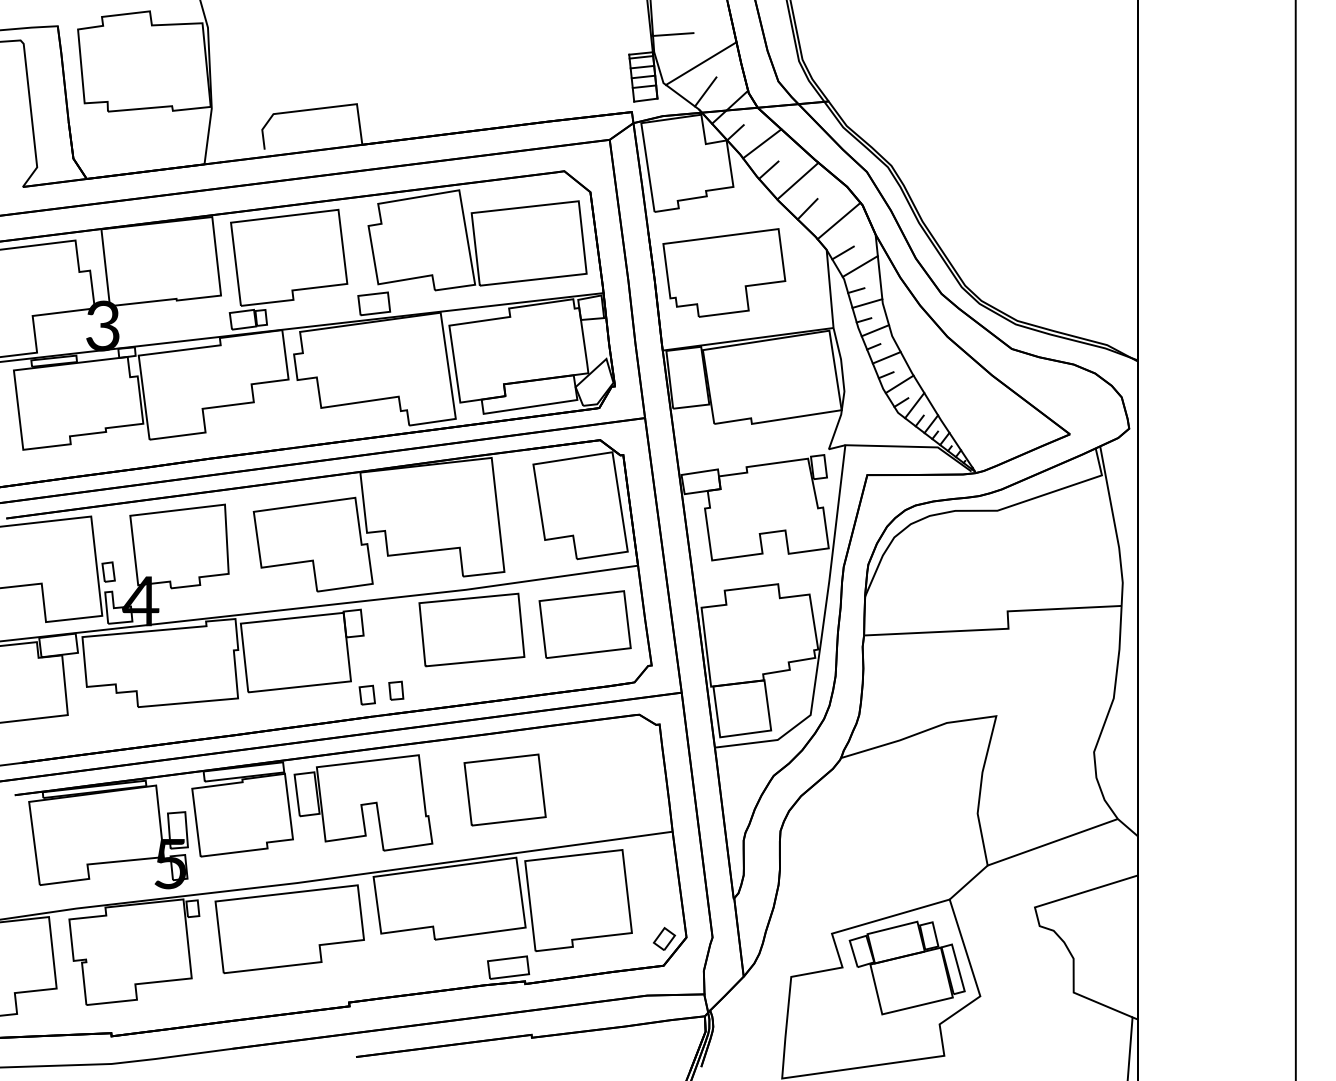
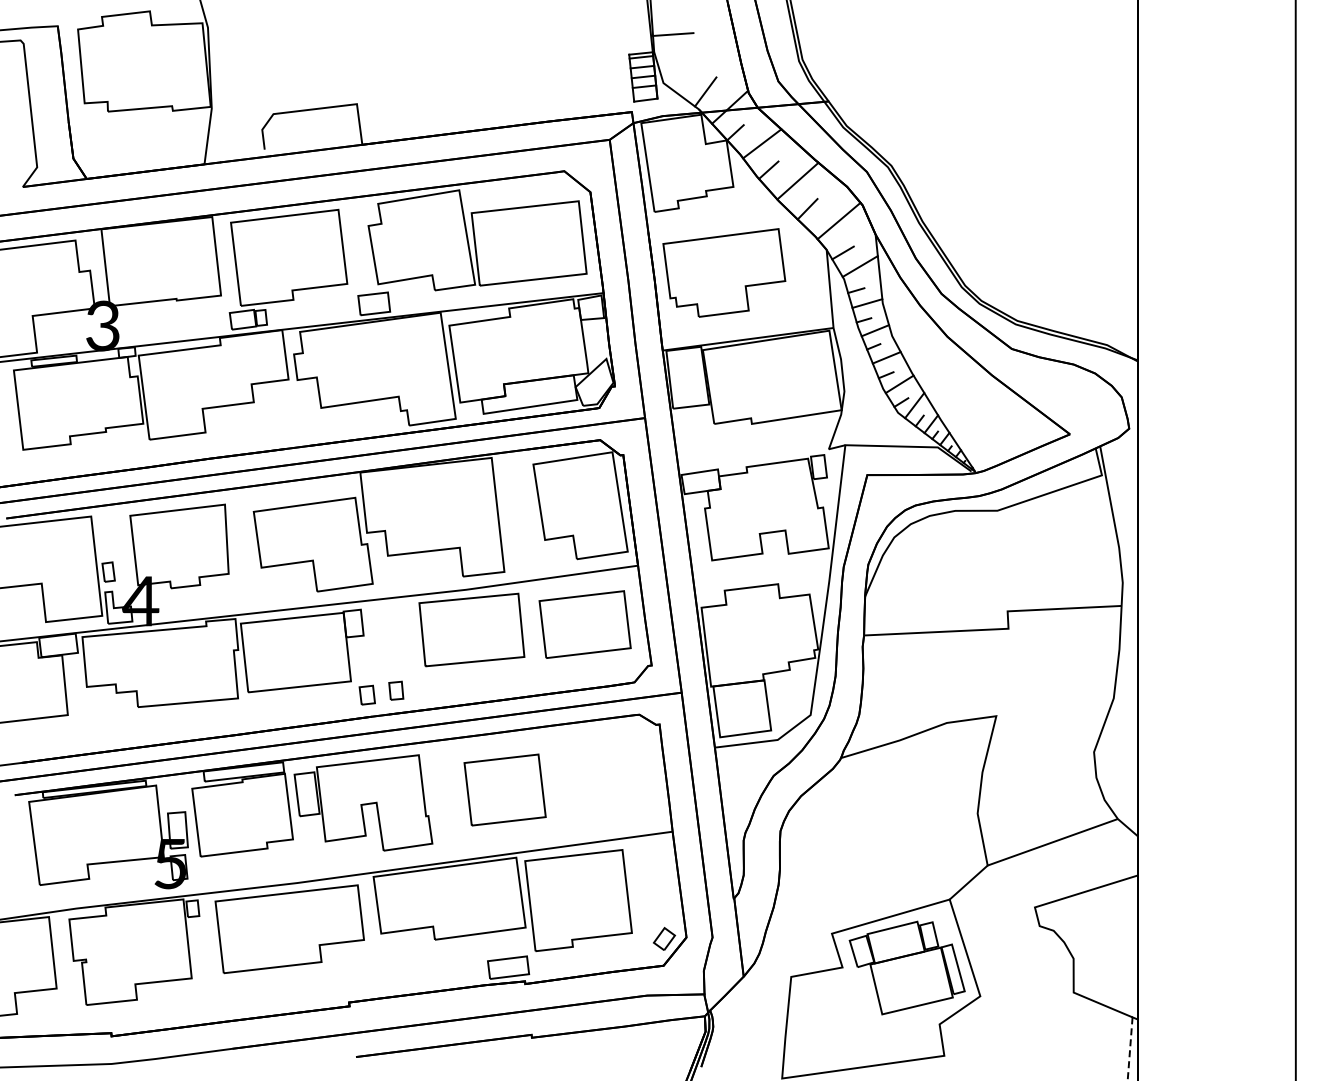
line: present -> none (701, 63)
line: solid -> dashed (1130, 1049)
